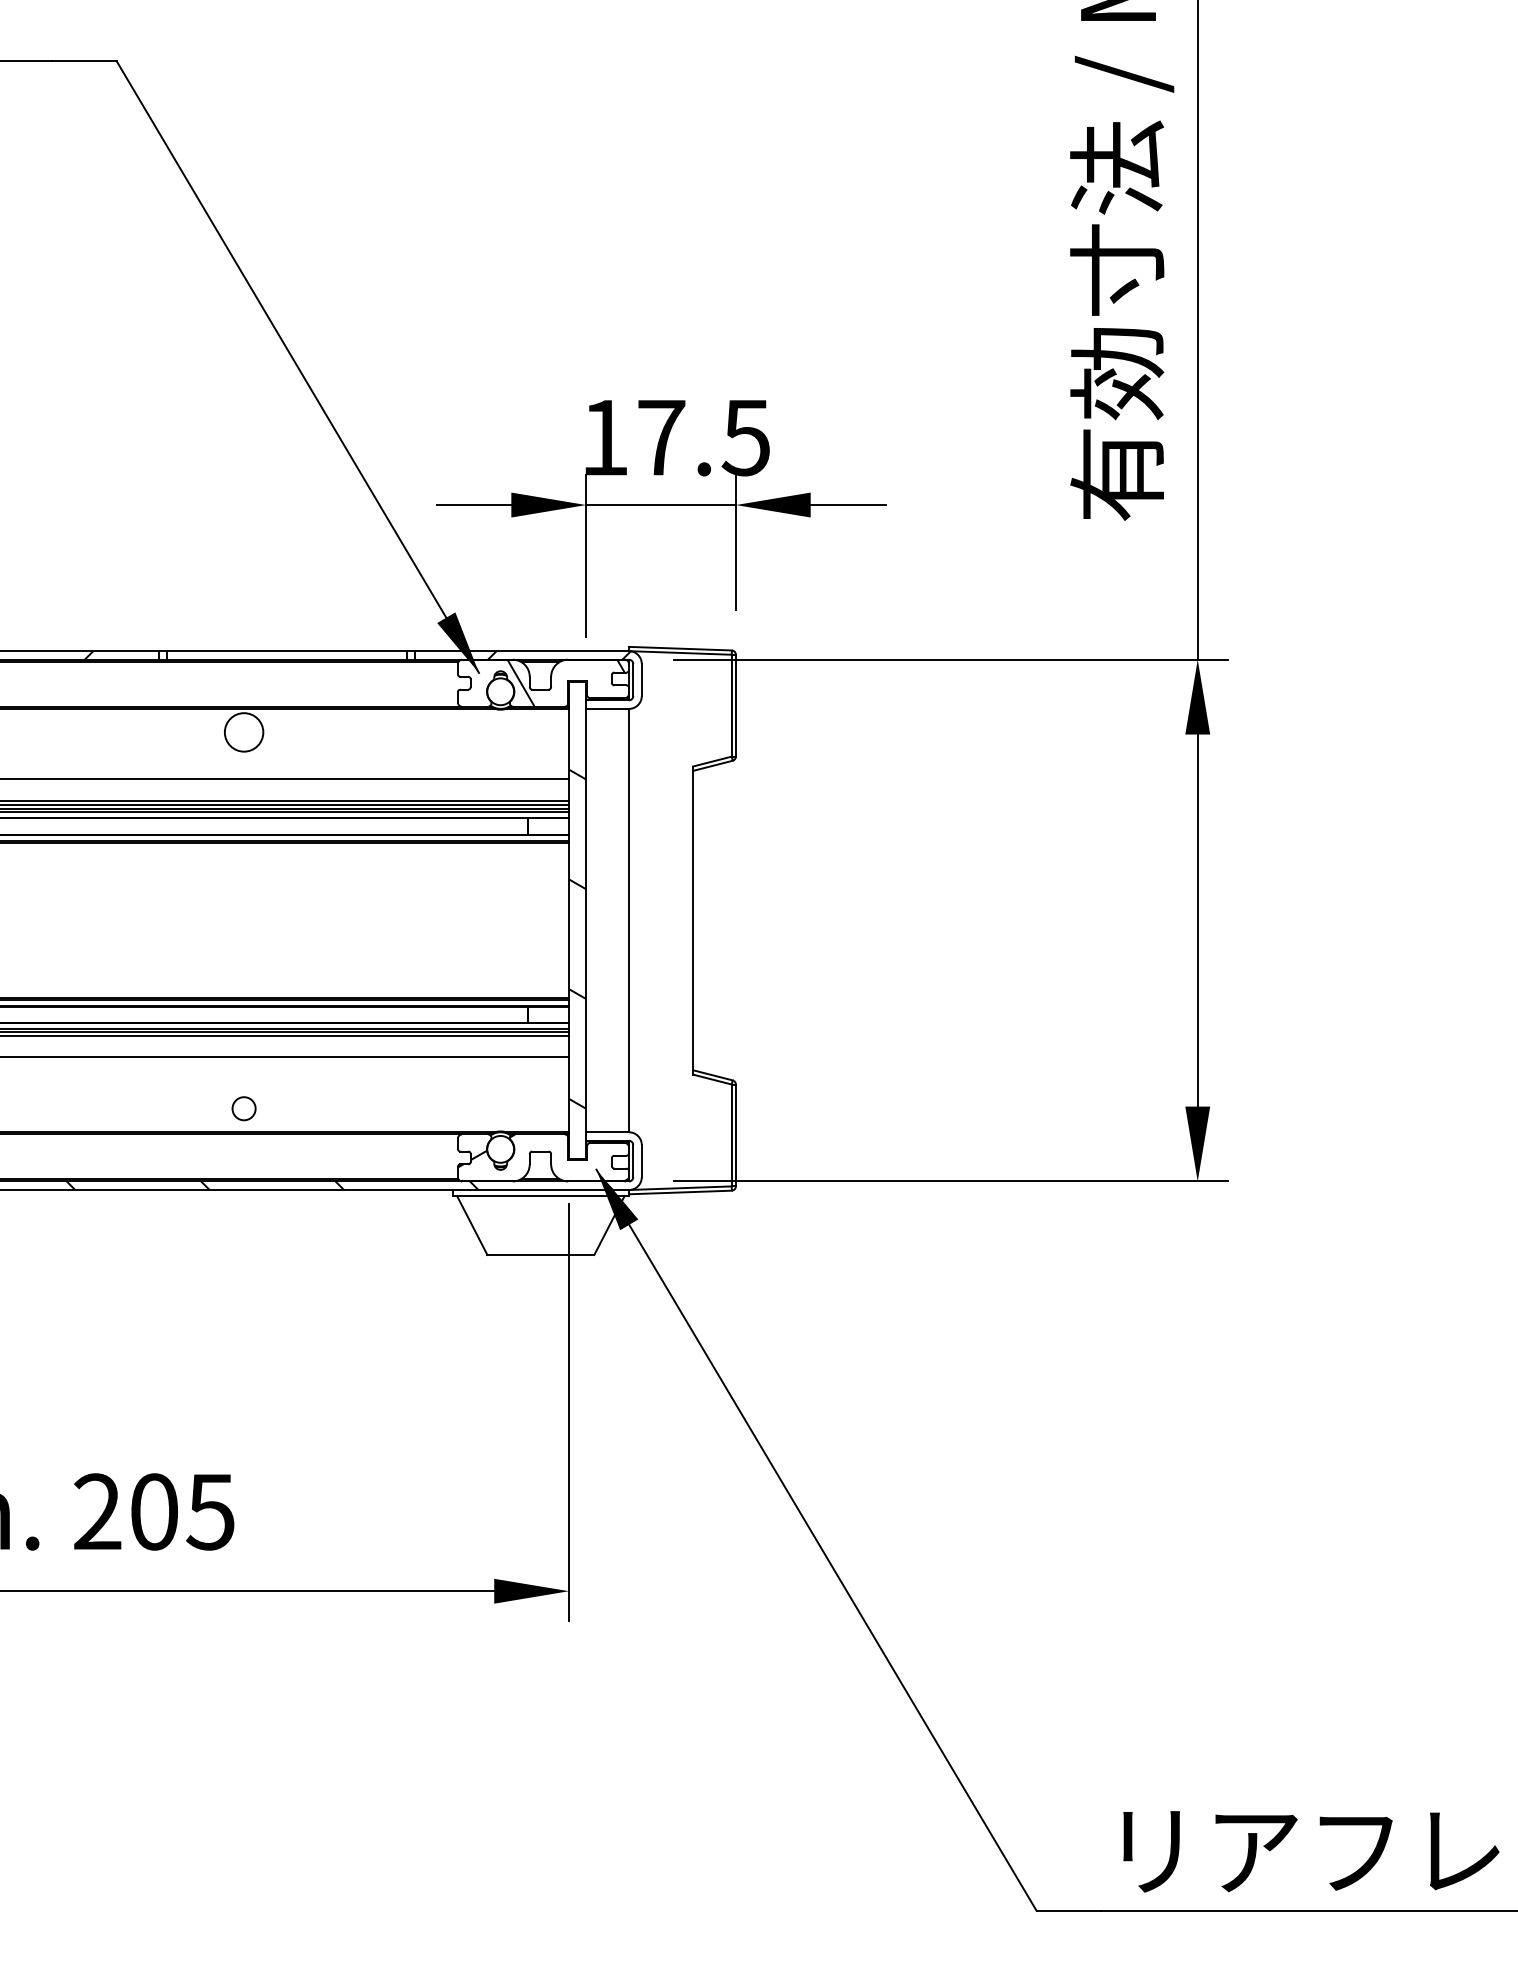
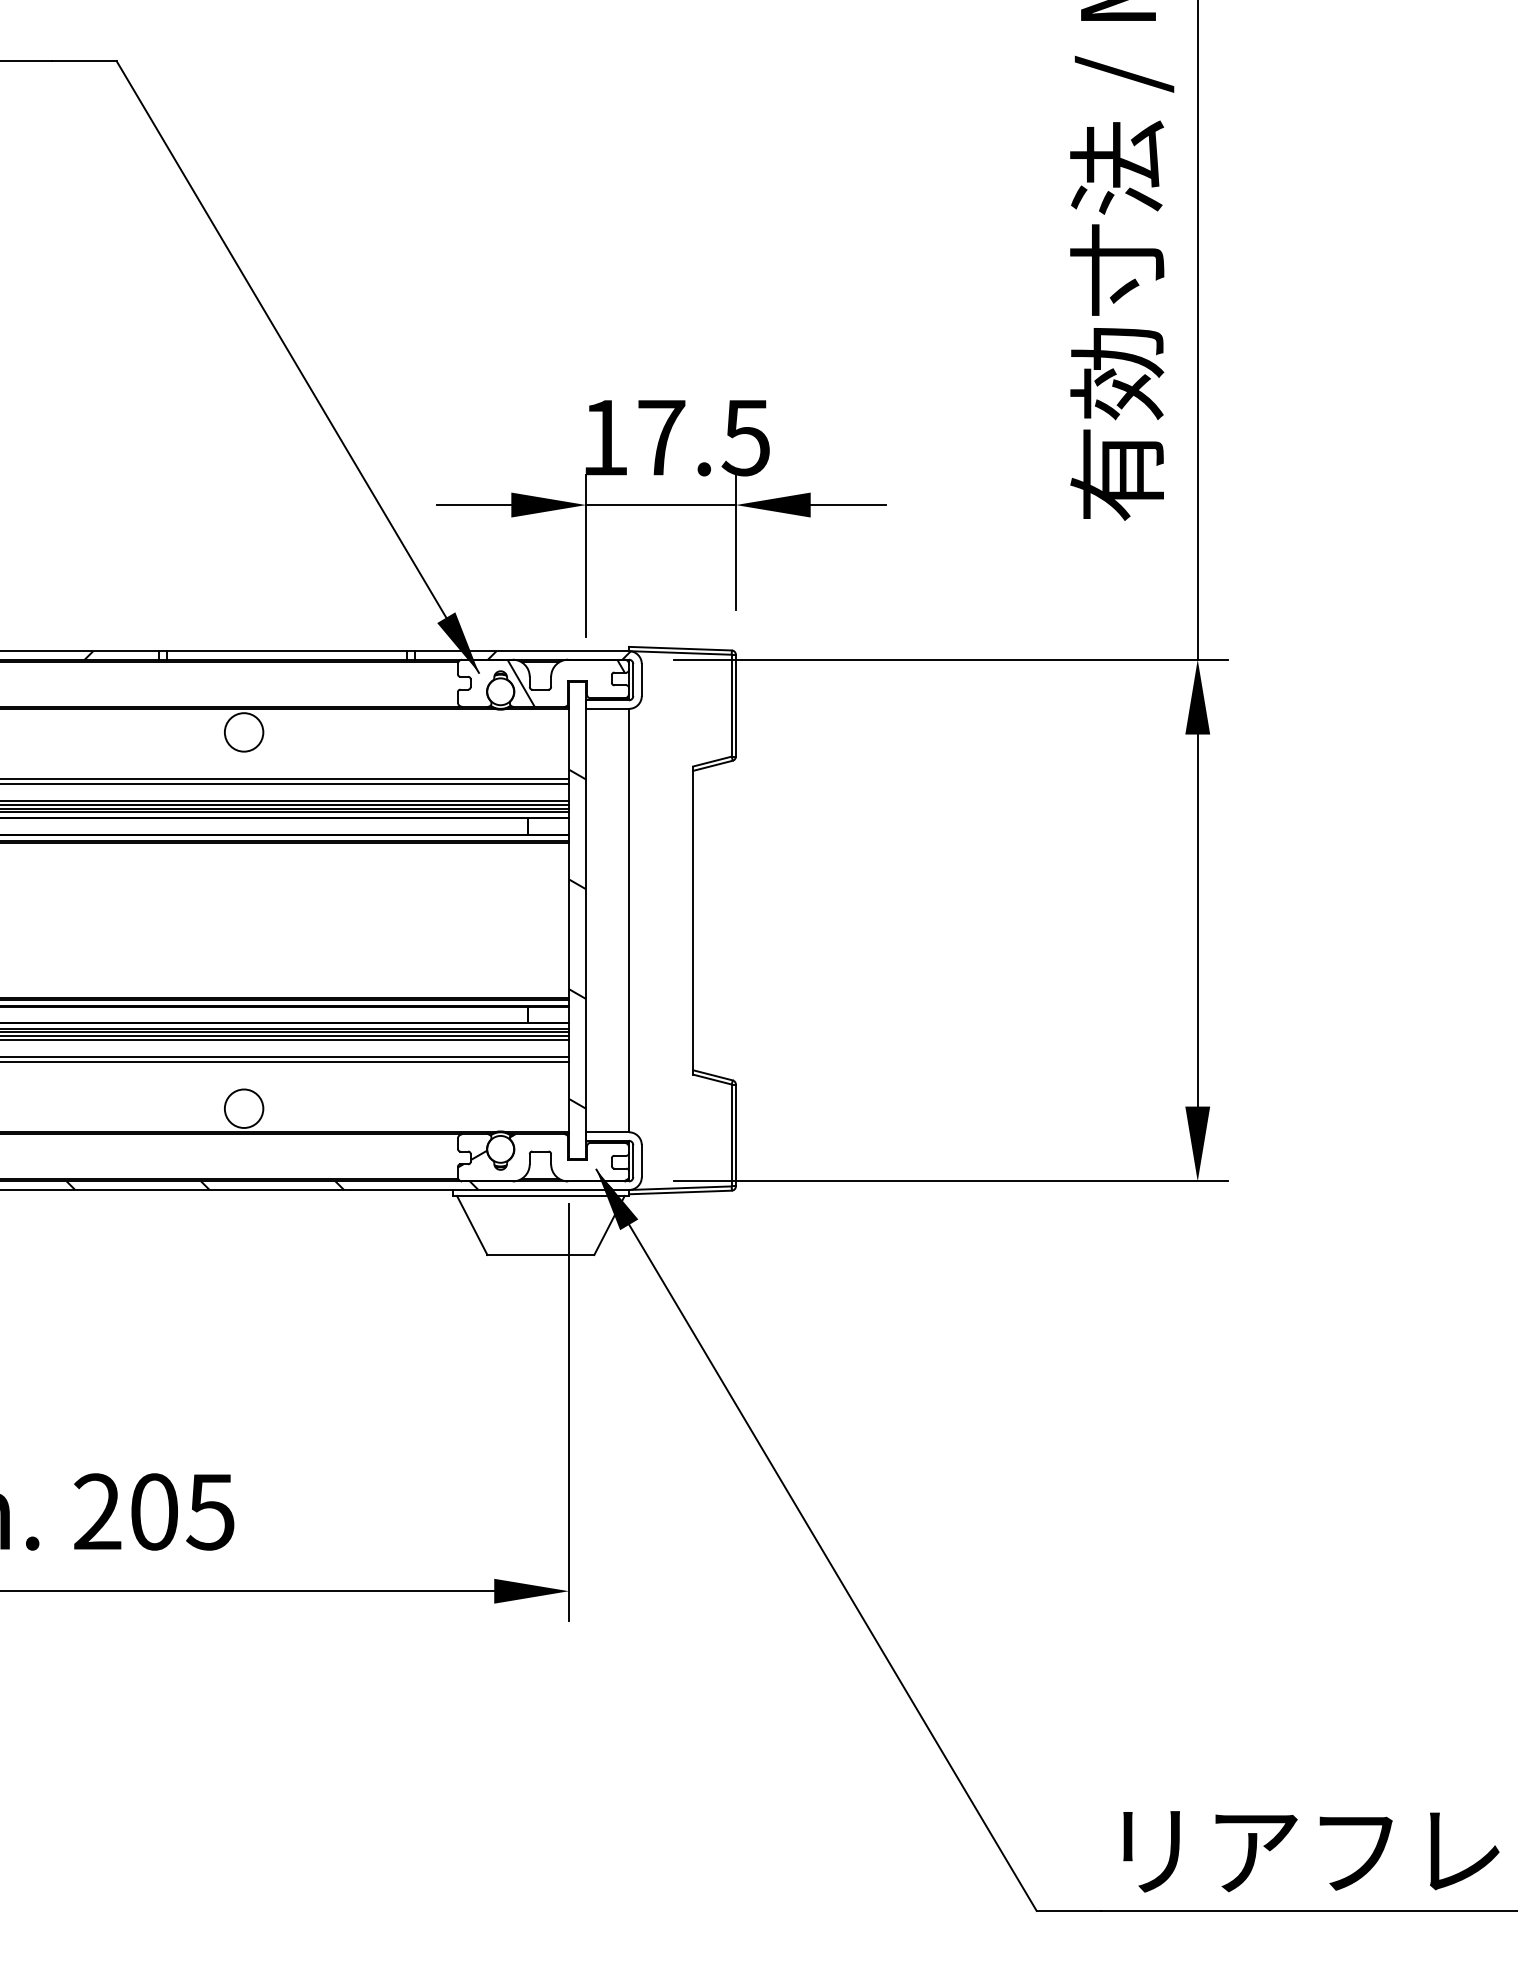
line: none -> present (285, 783)
line: none -> present (285, 1040)
line: none -> present (285, 1061)
circle diameter: 23 px -> 38 px (243, 1108)
